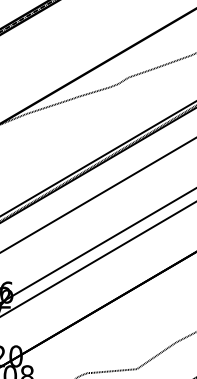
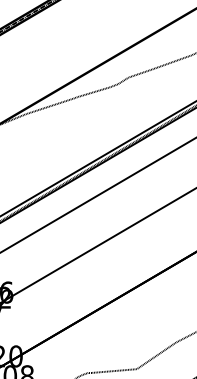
line: present -> none (97, 259)
